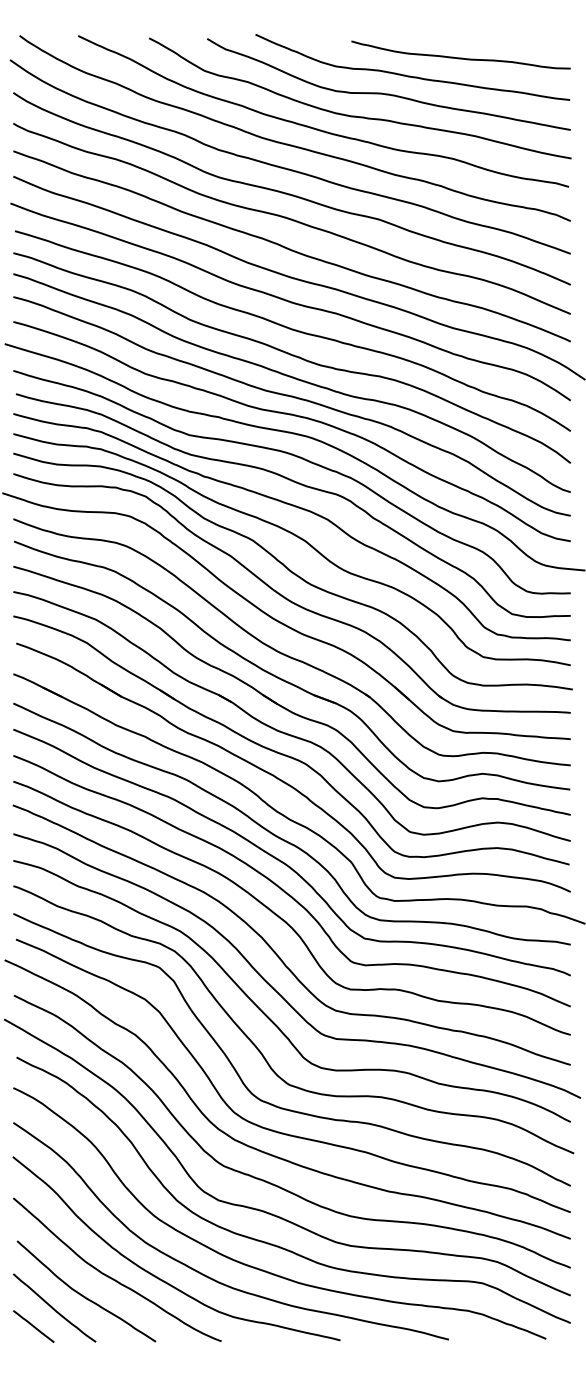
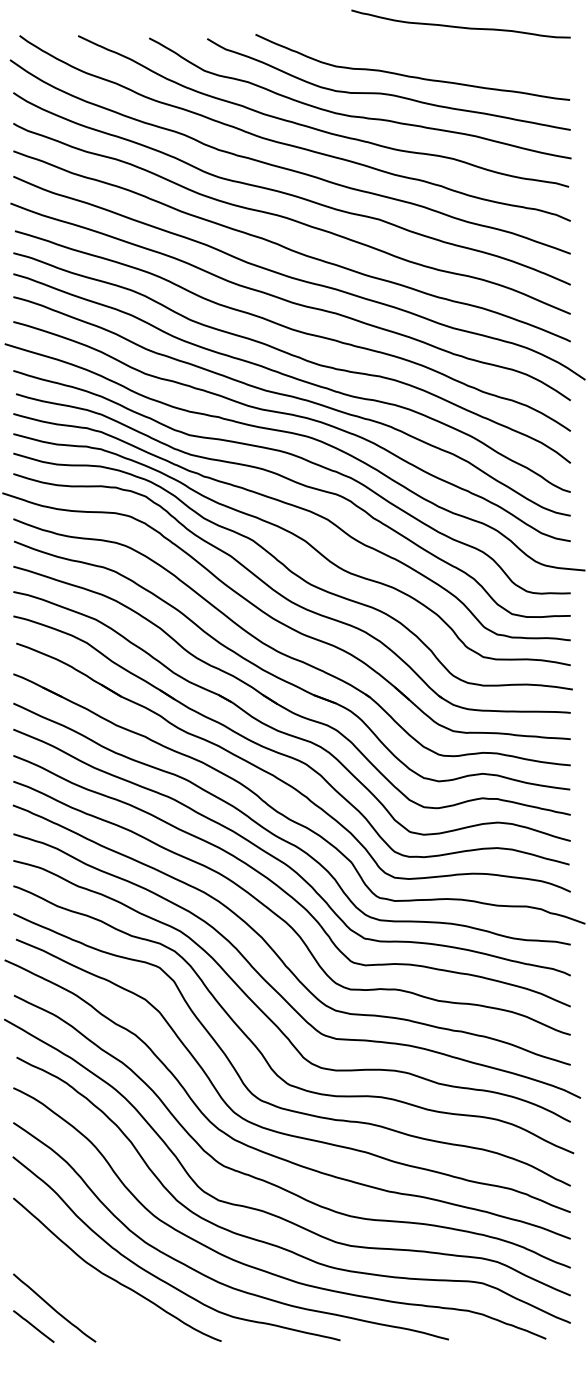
curve position: (460, 57) -> (460, 26) (460, 26)
curve: present -> none (82, 1294)
